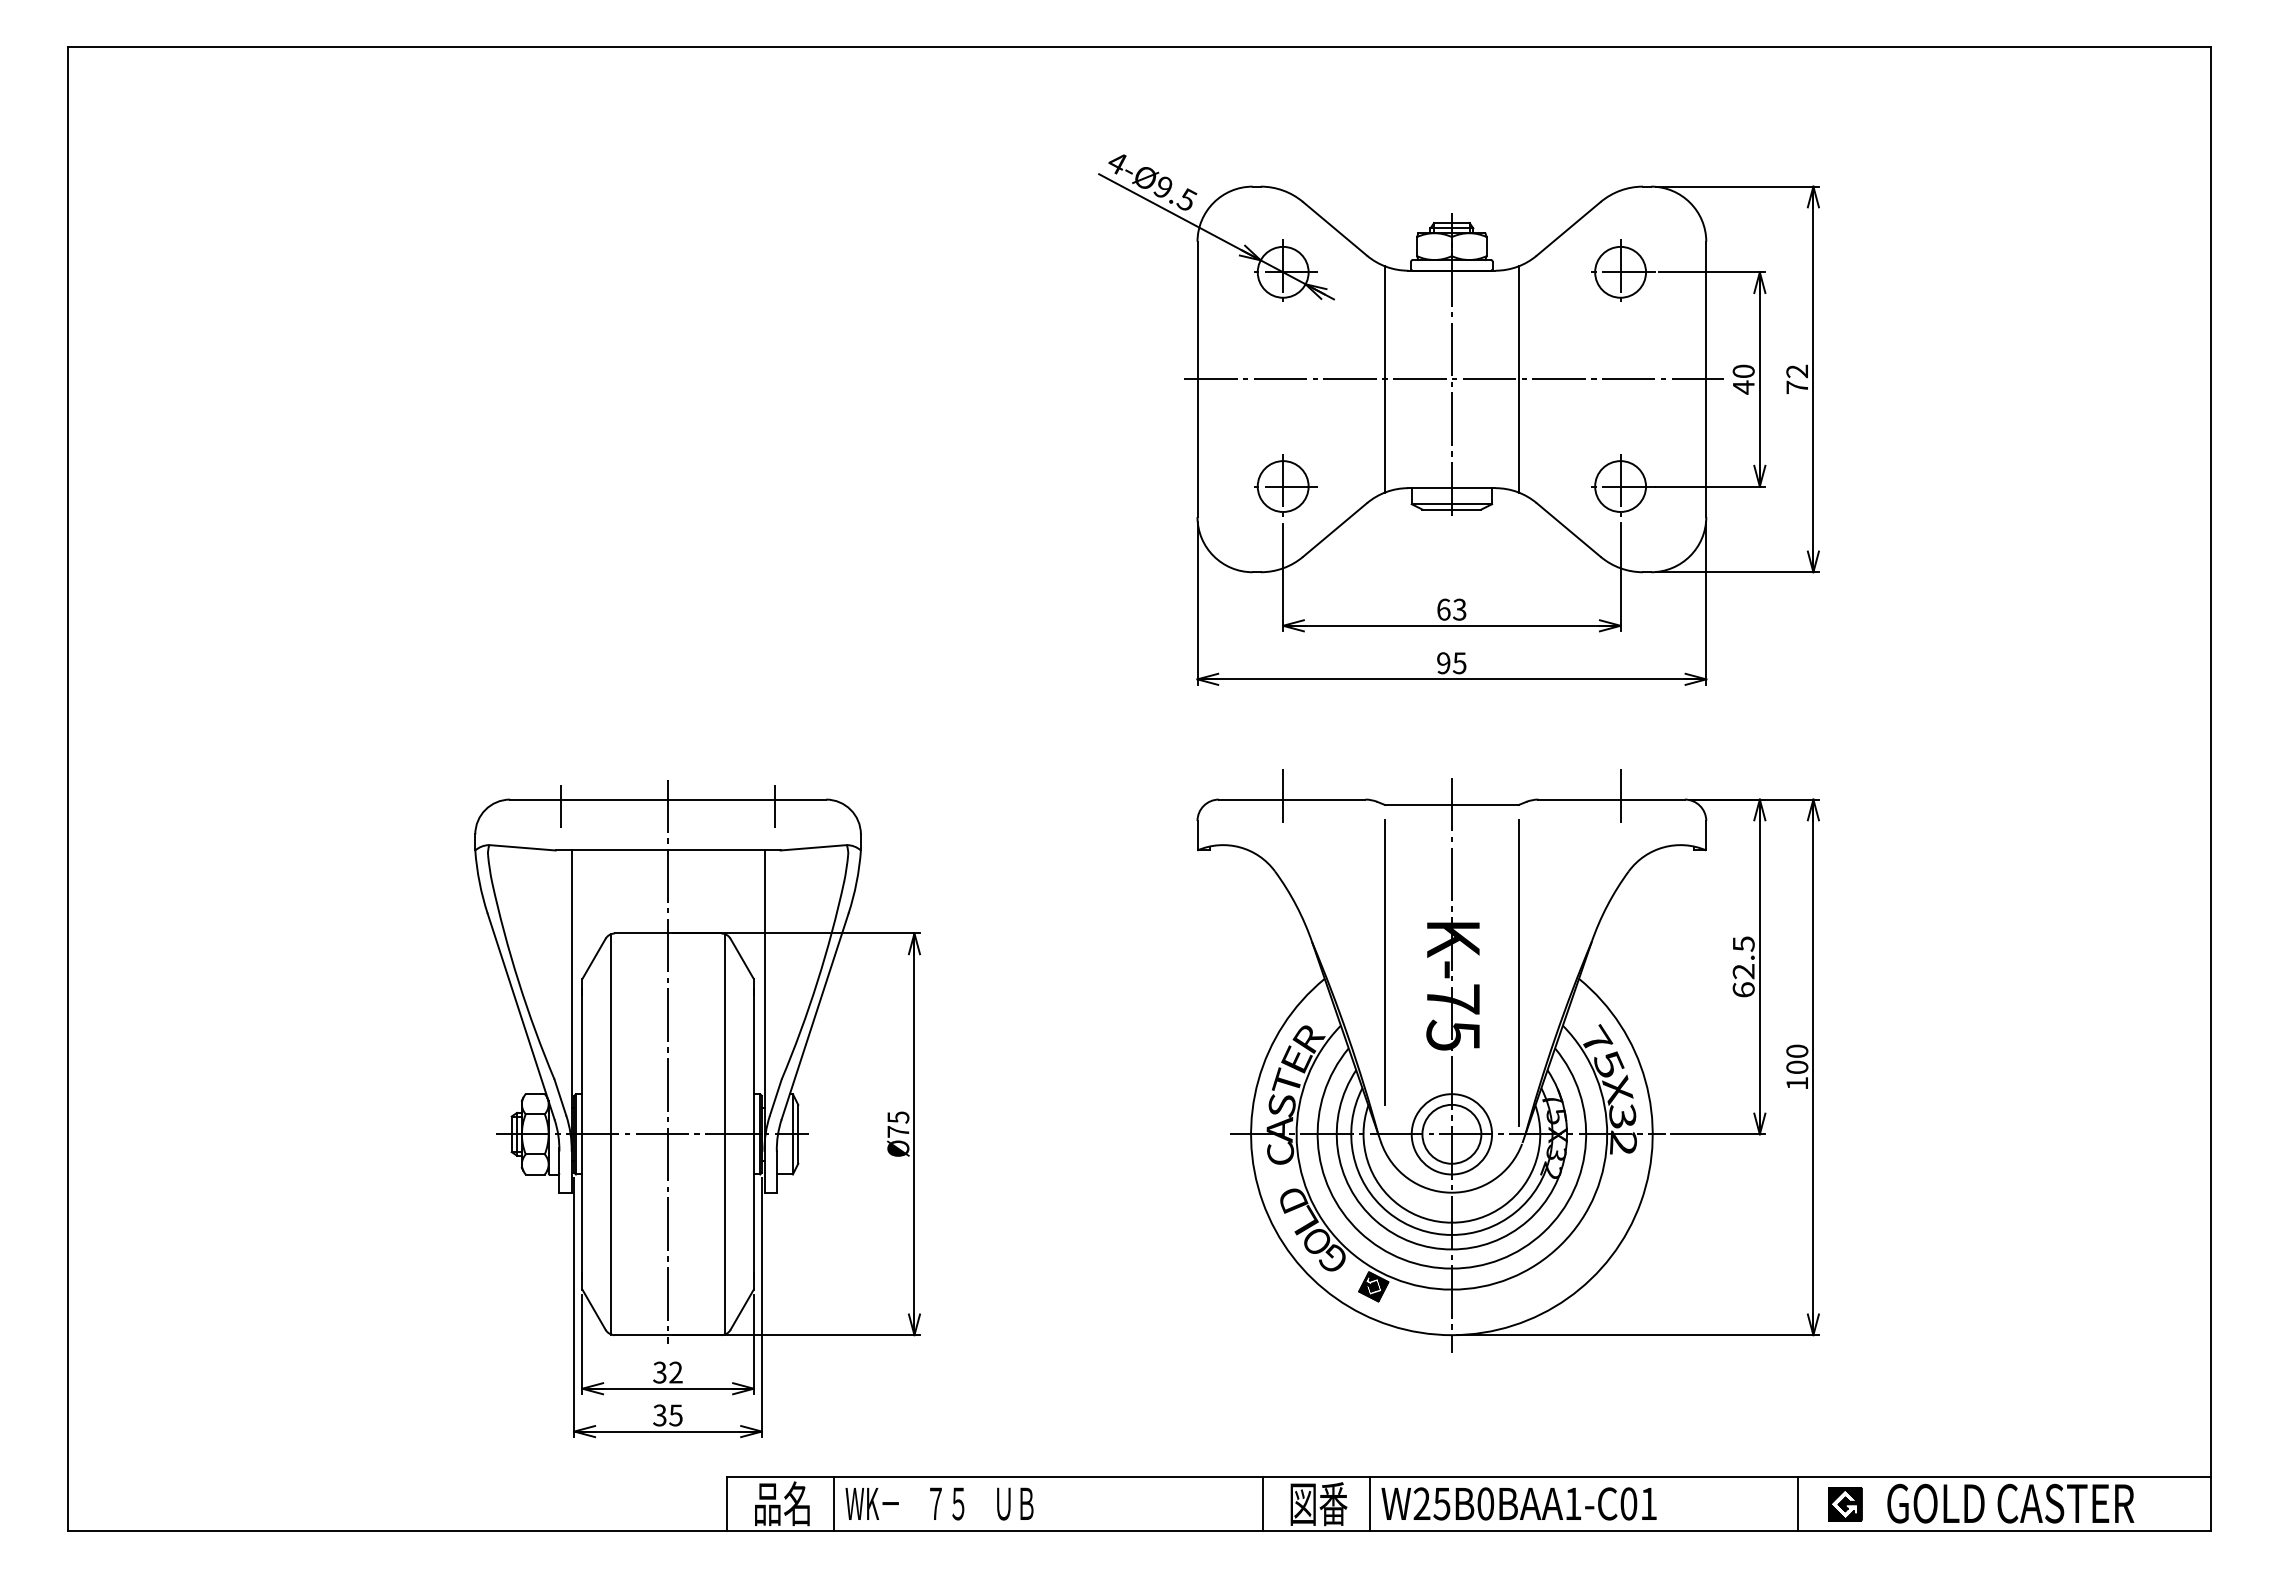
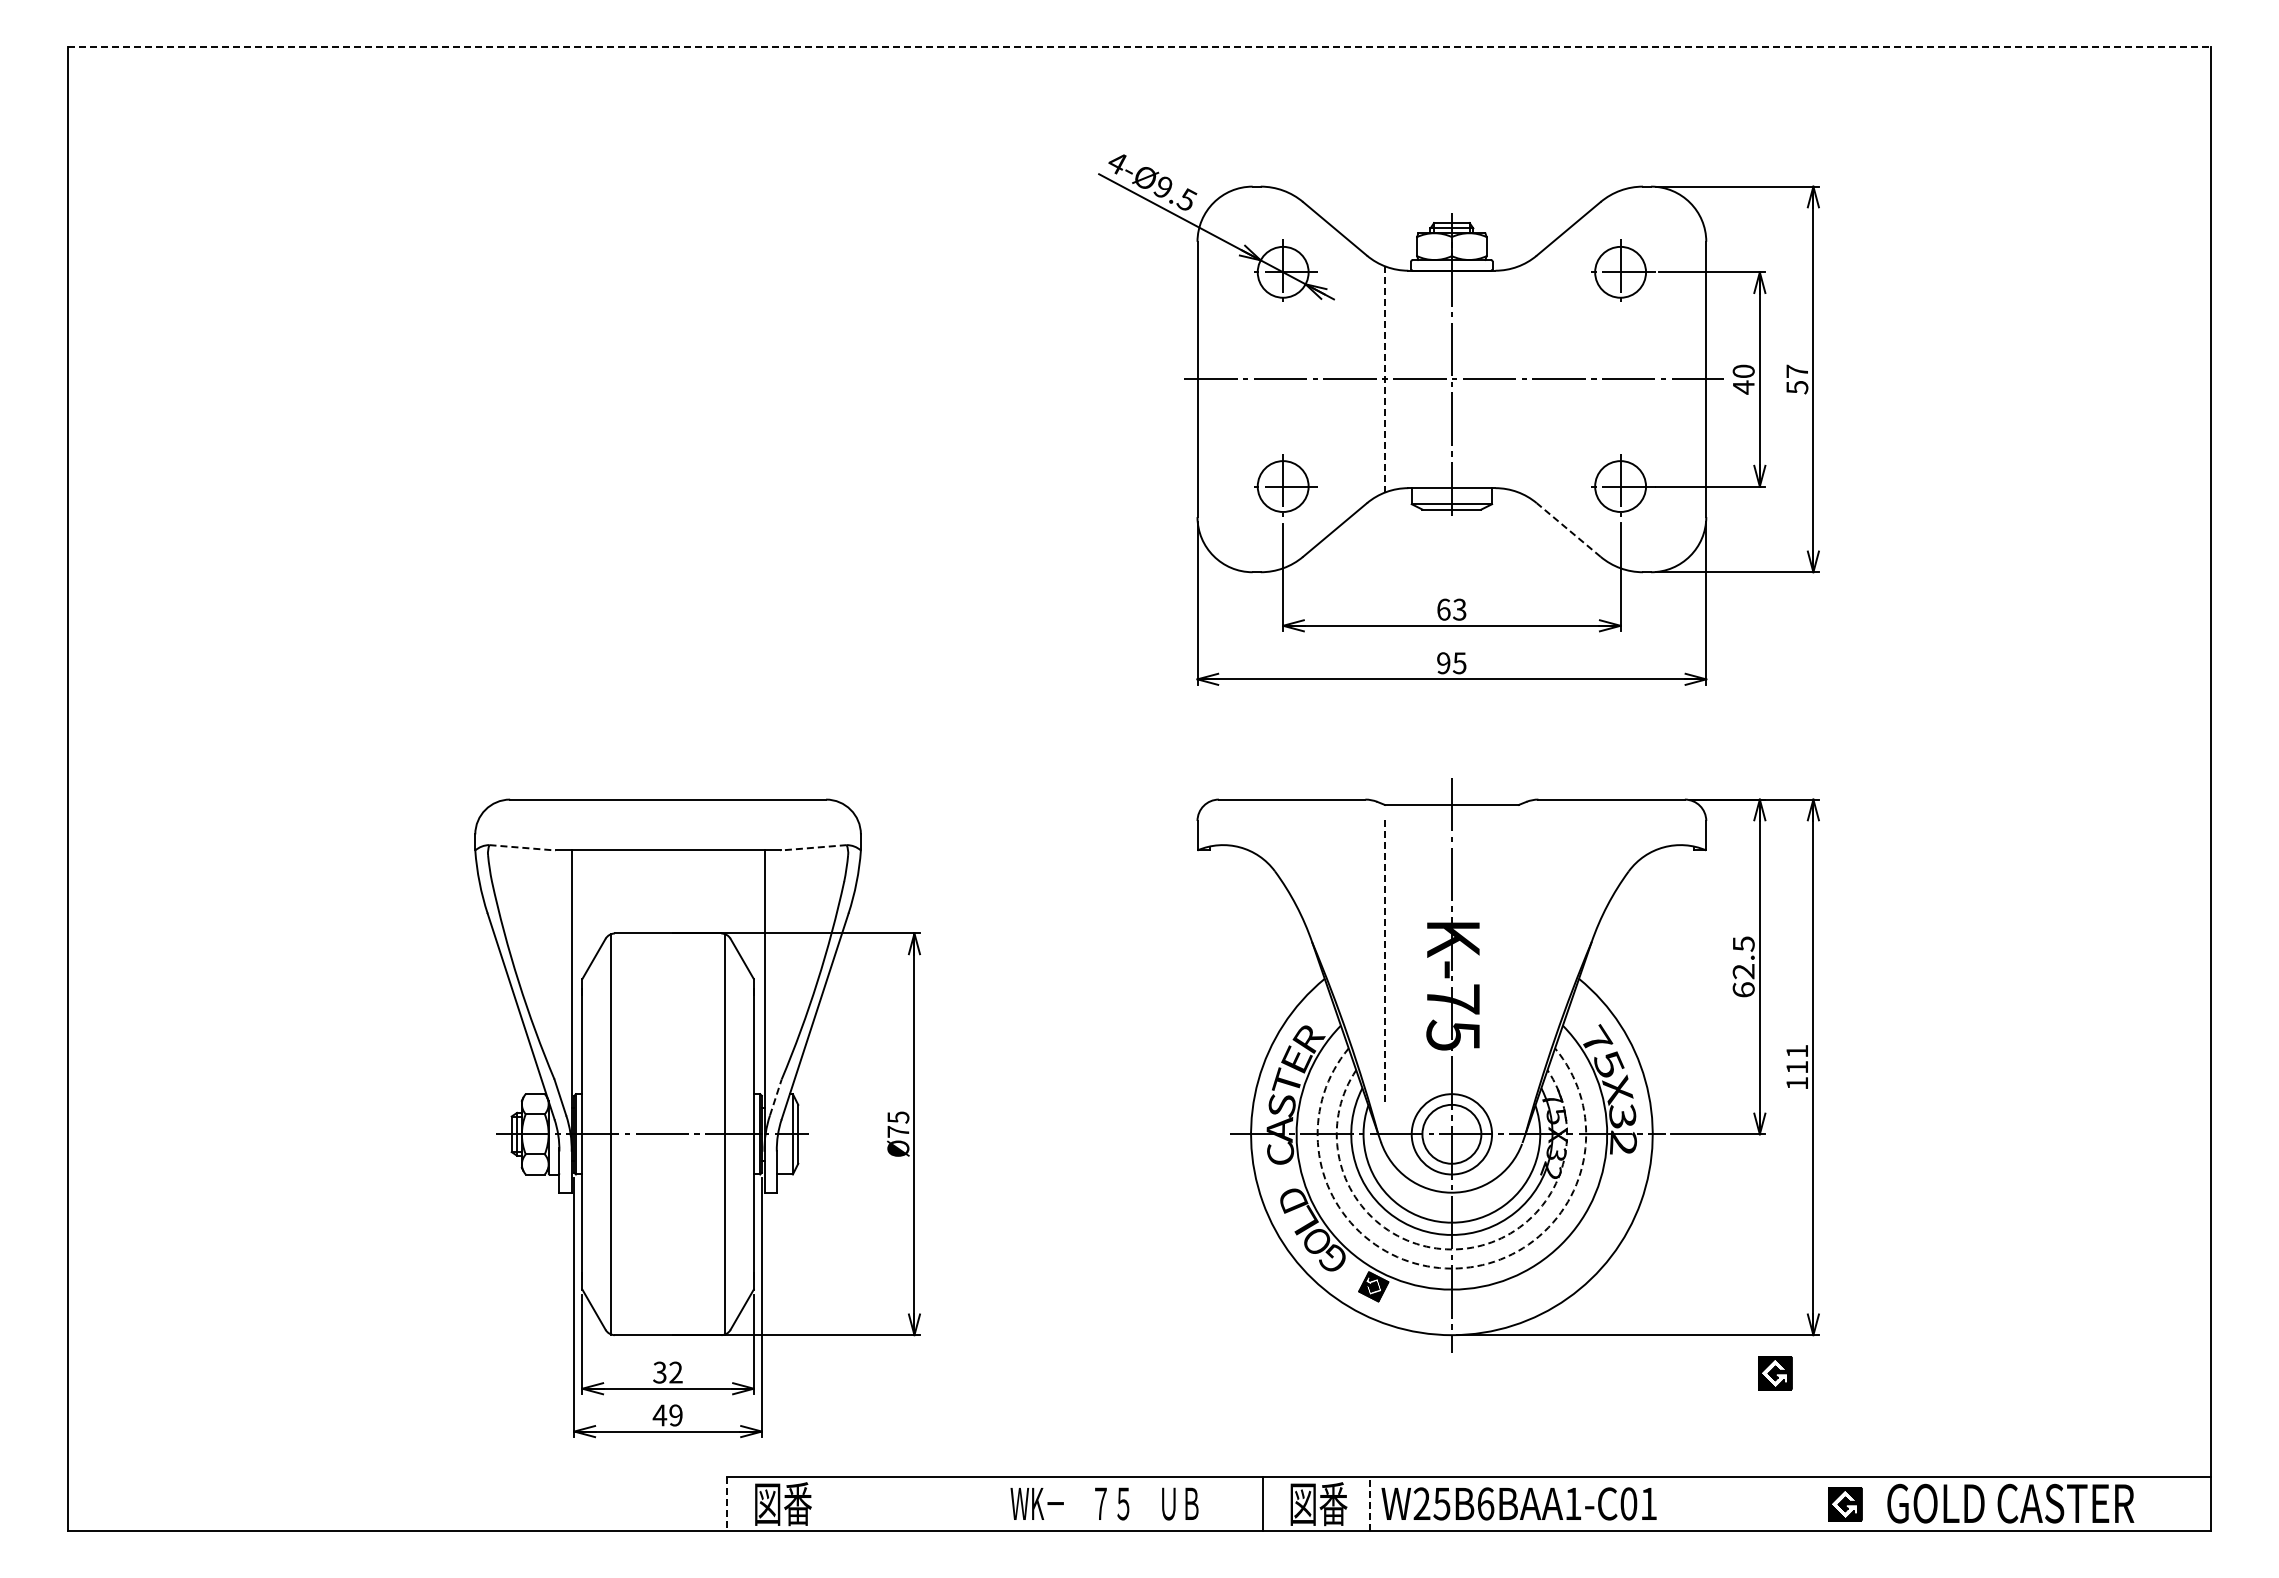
line: solid -> dashed (1139, 47)
line: solid -> dashed (1384, 379)
line: present -> none (1518, 379)
text: 72 -> 57 (1797, 379)
line: solid -> dashed (1568, 530)
line: present -> none (1283, 798)
line: present -> none (1620, 798)
line: present -> none (561, 806)
line: present -> none (775, 806)
line: solid -> dashed (523, 847)
line: solid -> dashed (813, 847)
line: solid -> dashed (1384, 962)
line: present -> none (1518, 972)
text: 100 -> 111 (1797, 1058)
line: present -> none (668, 1061)
line: solid -> dashed (775, 1097)
arc: solid -> dashed (1451, 1249)
arc: solid -> dashed (1451, 1268)
part: none -> present (1775, 1373)
text: 35 -> 49 (667, 1415)
line: solid -> dashed (727, 1503)
text: 品名 -> 図番 (783, 1503)
line: present -> none (834, 1503)
text position: (939, 1503) -> (1104, 1503) (1104, 1503)
line: solid -> dashed (1369, 1503)
text: W25B0BAA1-C01 -> W25B6BAA1-C01 (1485, 1503)
line: present -> none (1798, 1503)
